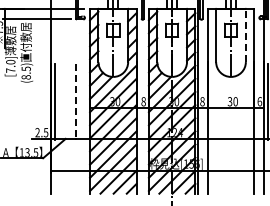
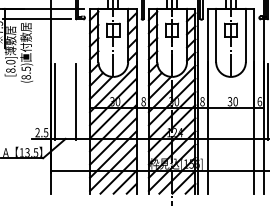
line: dashed -> solid (245, 35)
text: 7.0] -> 8.0] (10, 70)
line: dashed -> solid (76, 102)
